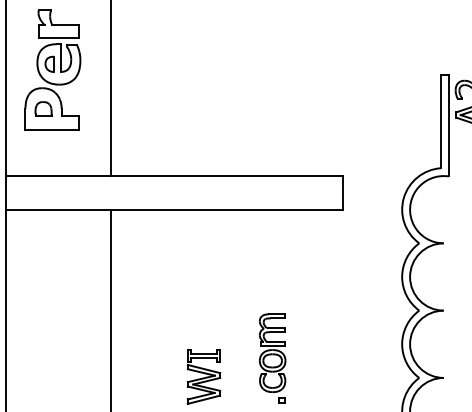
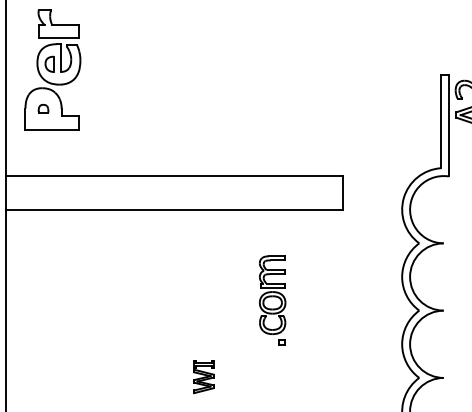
line: present -> none (110, 89)
part size: 19x16 px -> 13x10 px (43, 108)
line: present -> none (110, 308)
part position: (272, 358) -> (272, 300) (272, 300)
part size: 36x56 px -> 22x34 px (203, 376)
